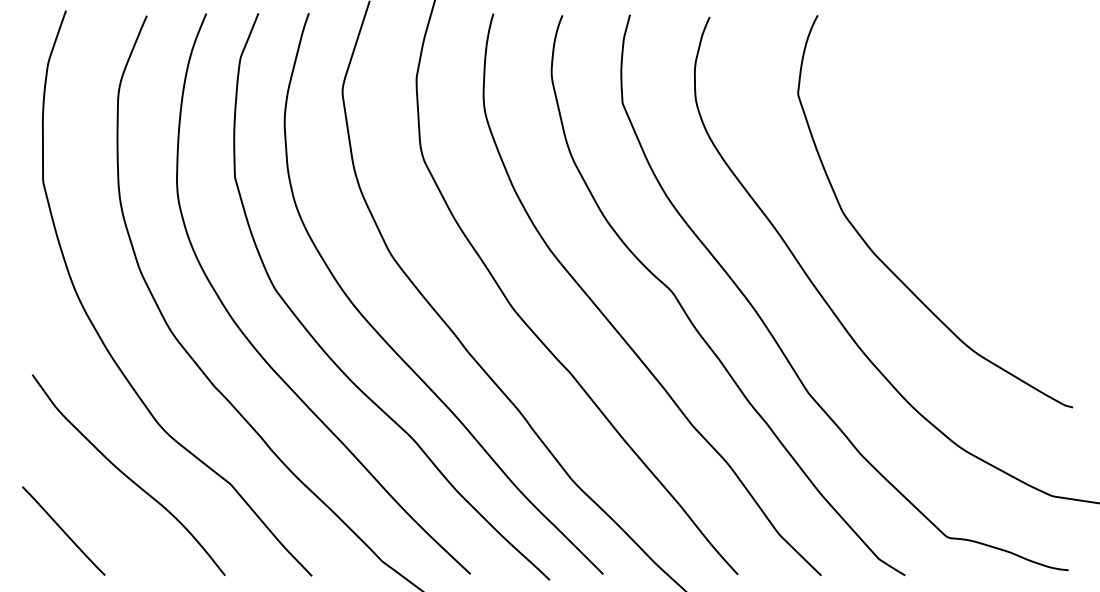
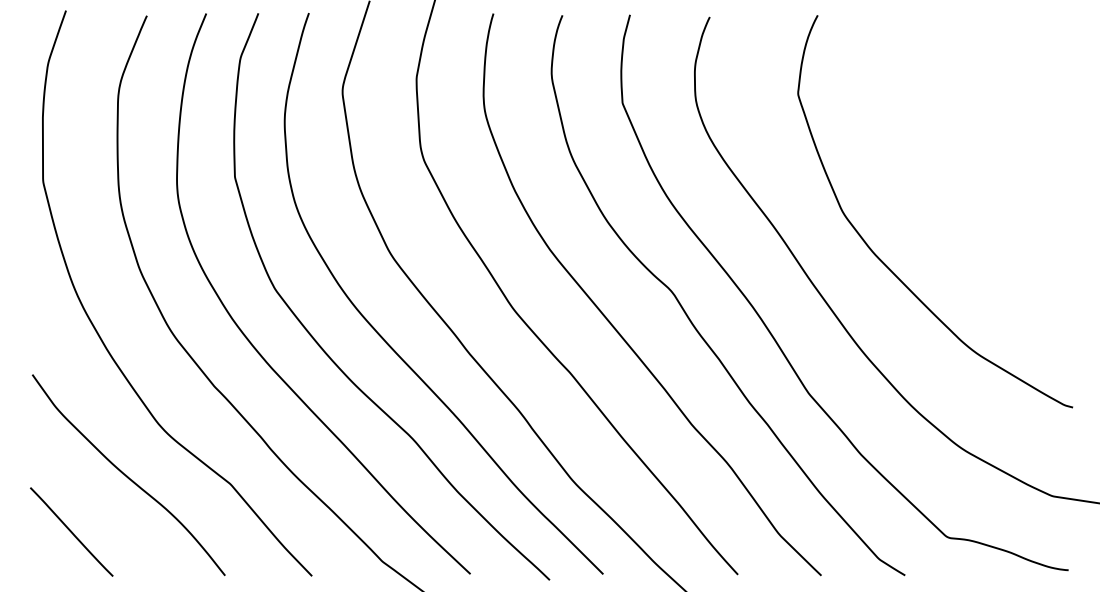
line position: (63, 530) -> (71, 531) (71, 531)
